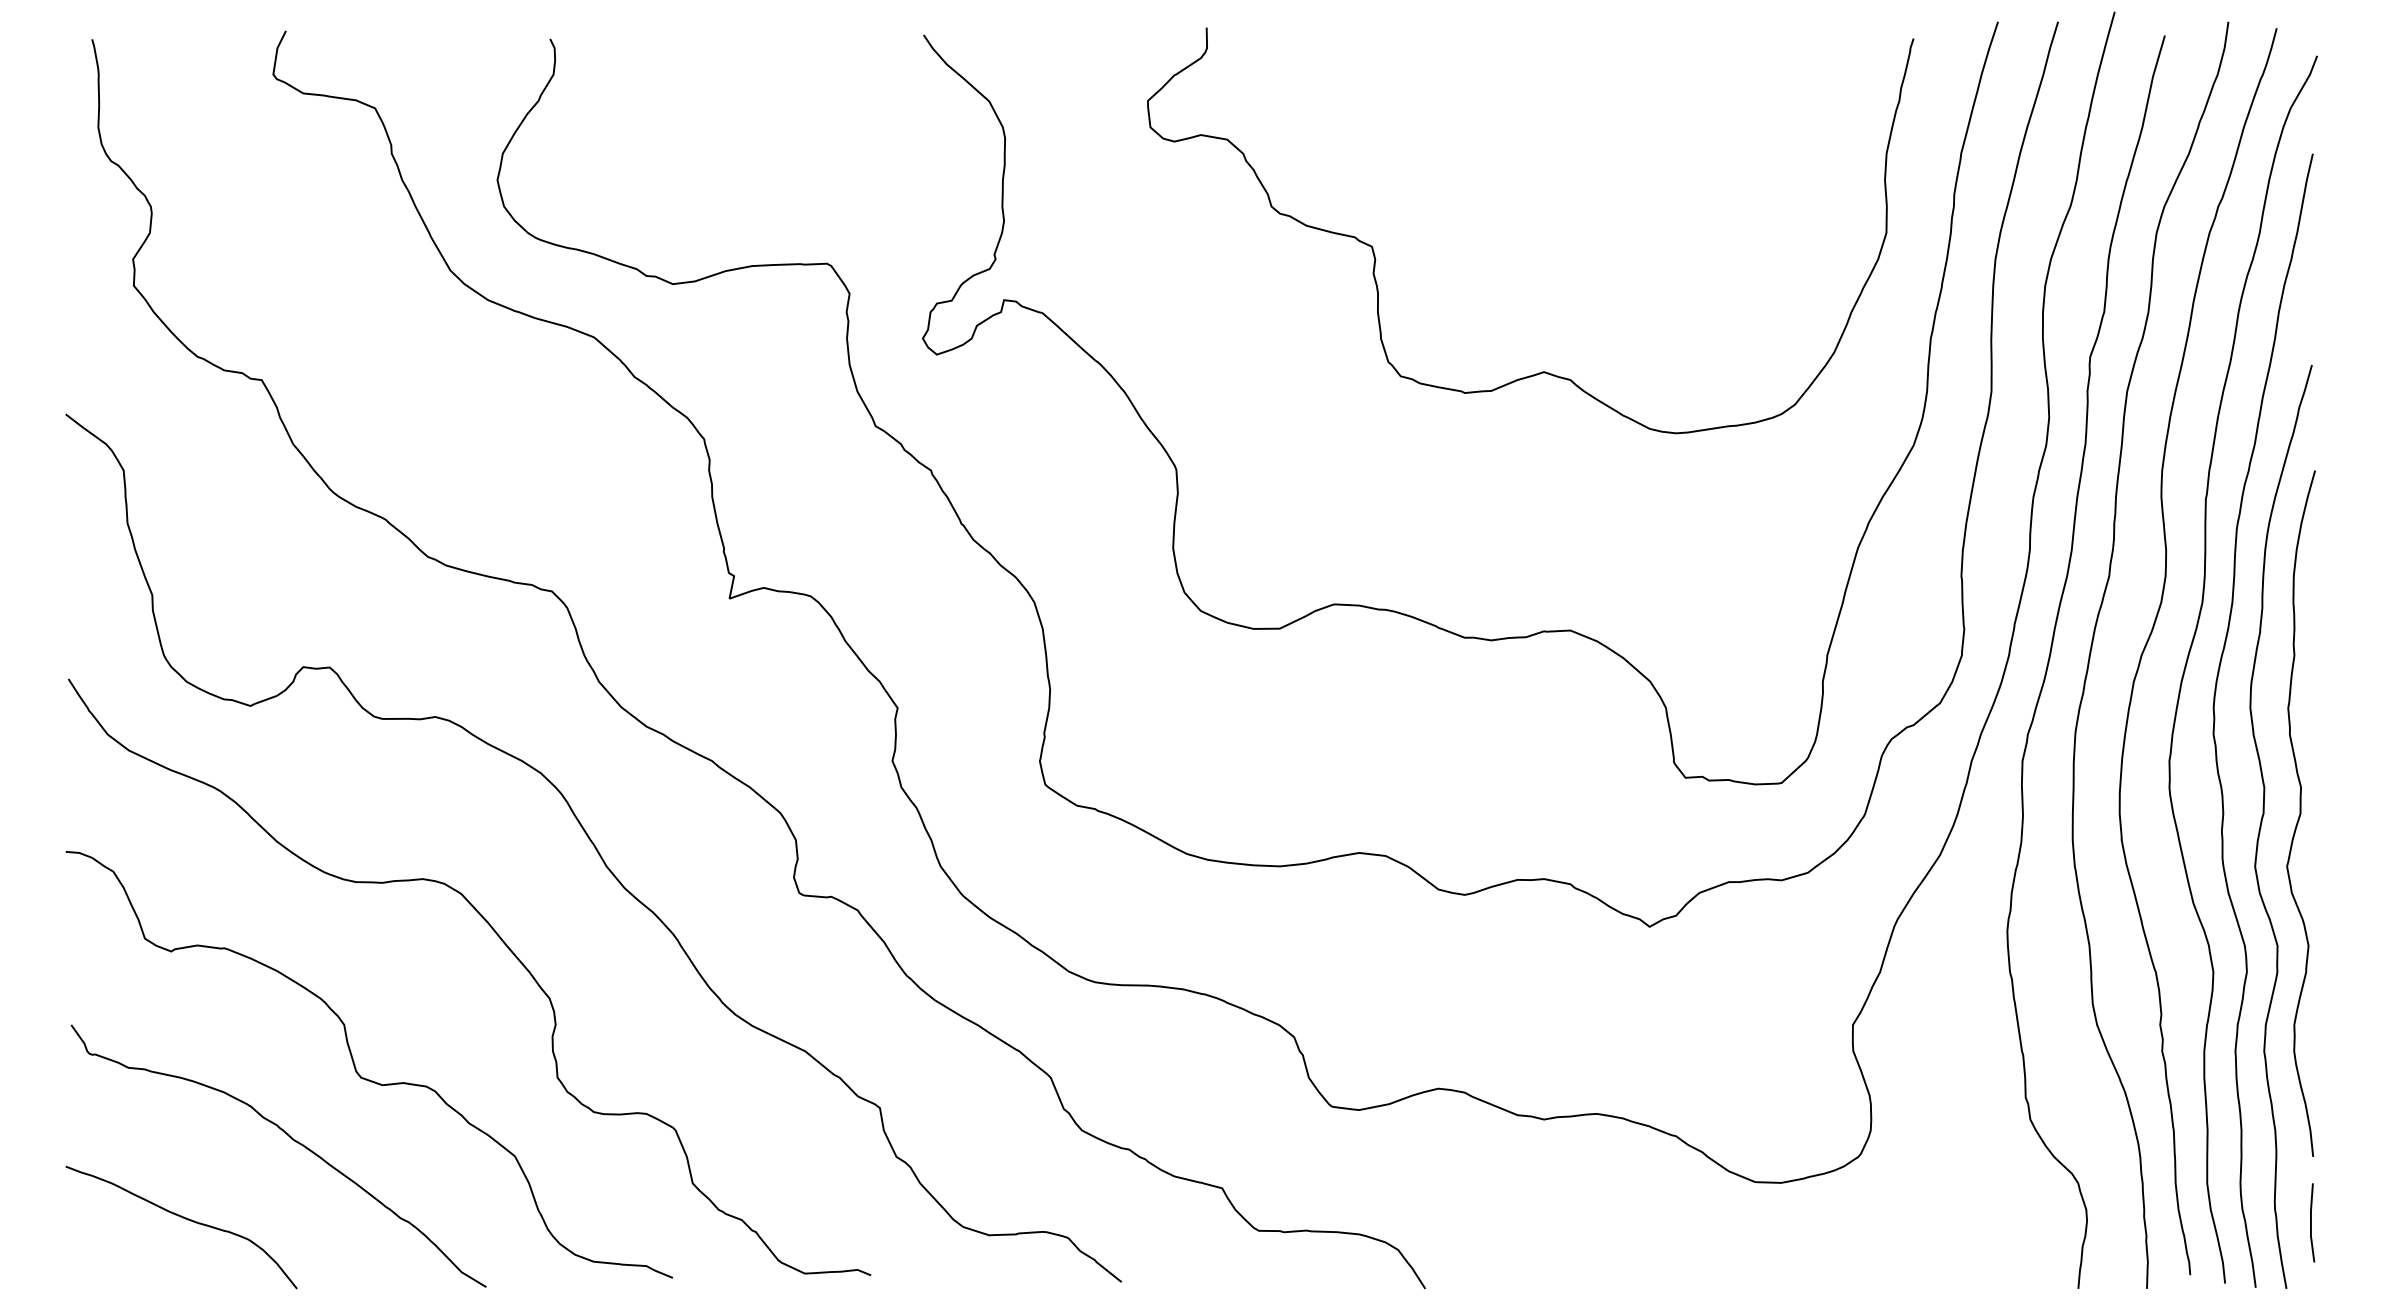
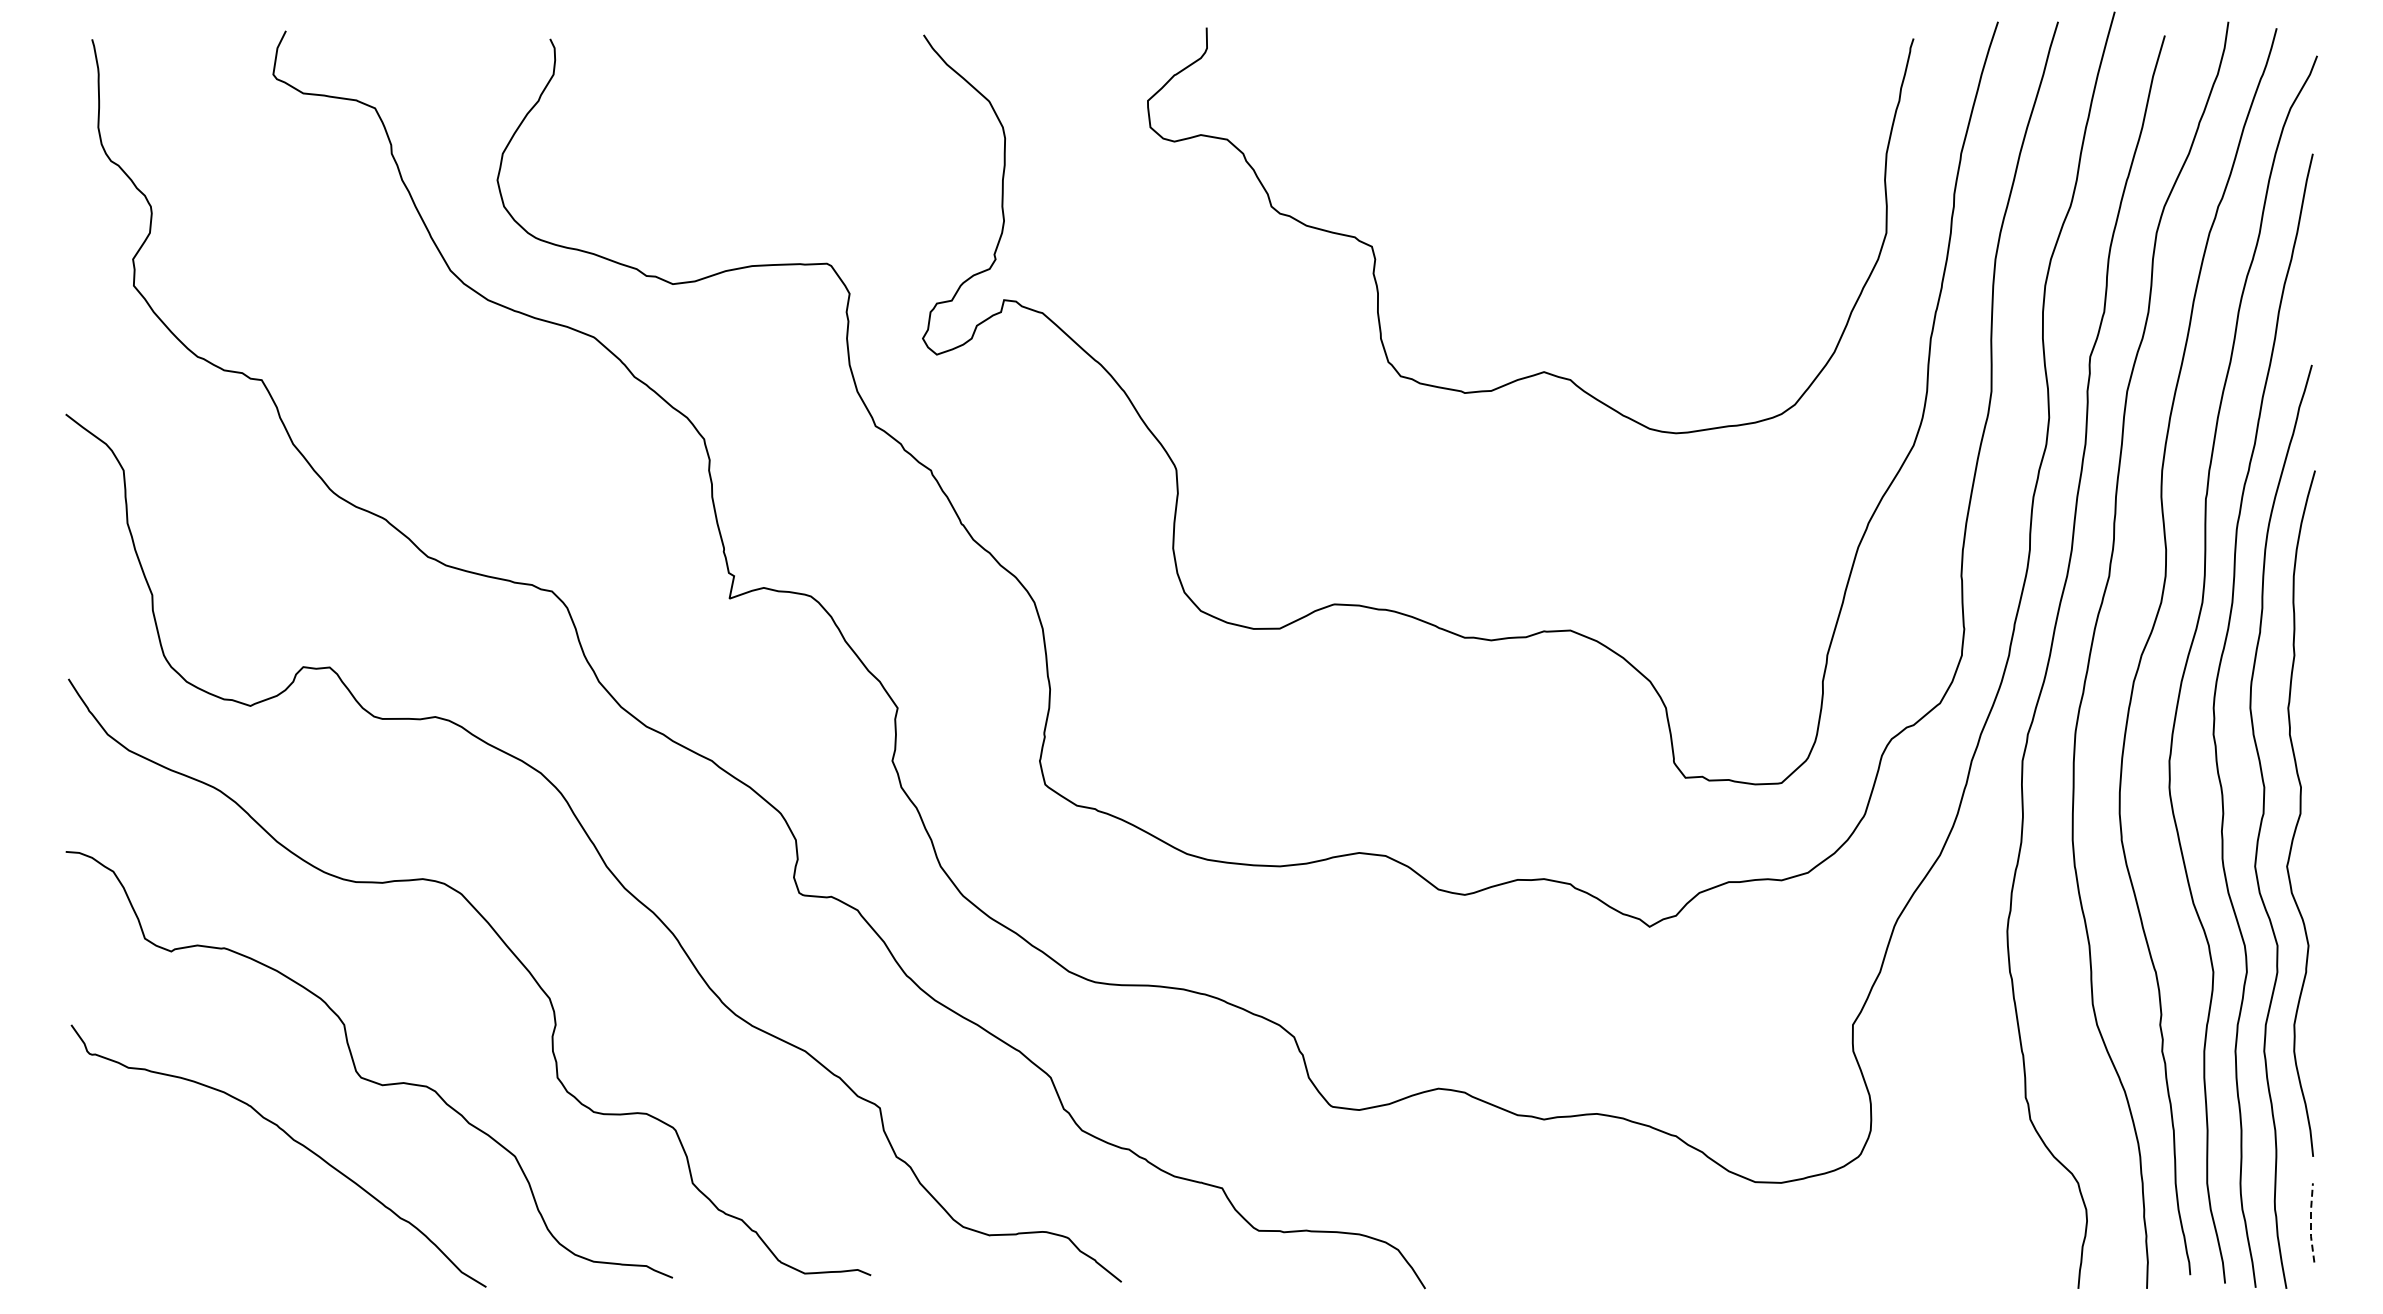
curve: present -> none (185, 1219)
line: solid -> dashed (2310, 1222)
